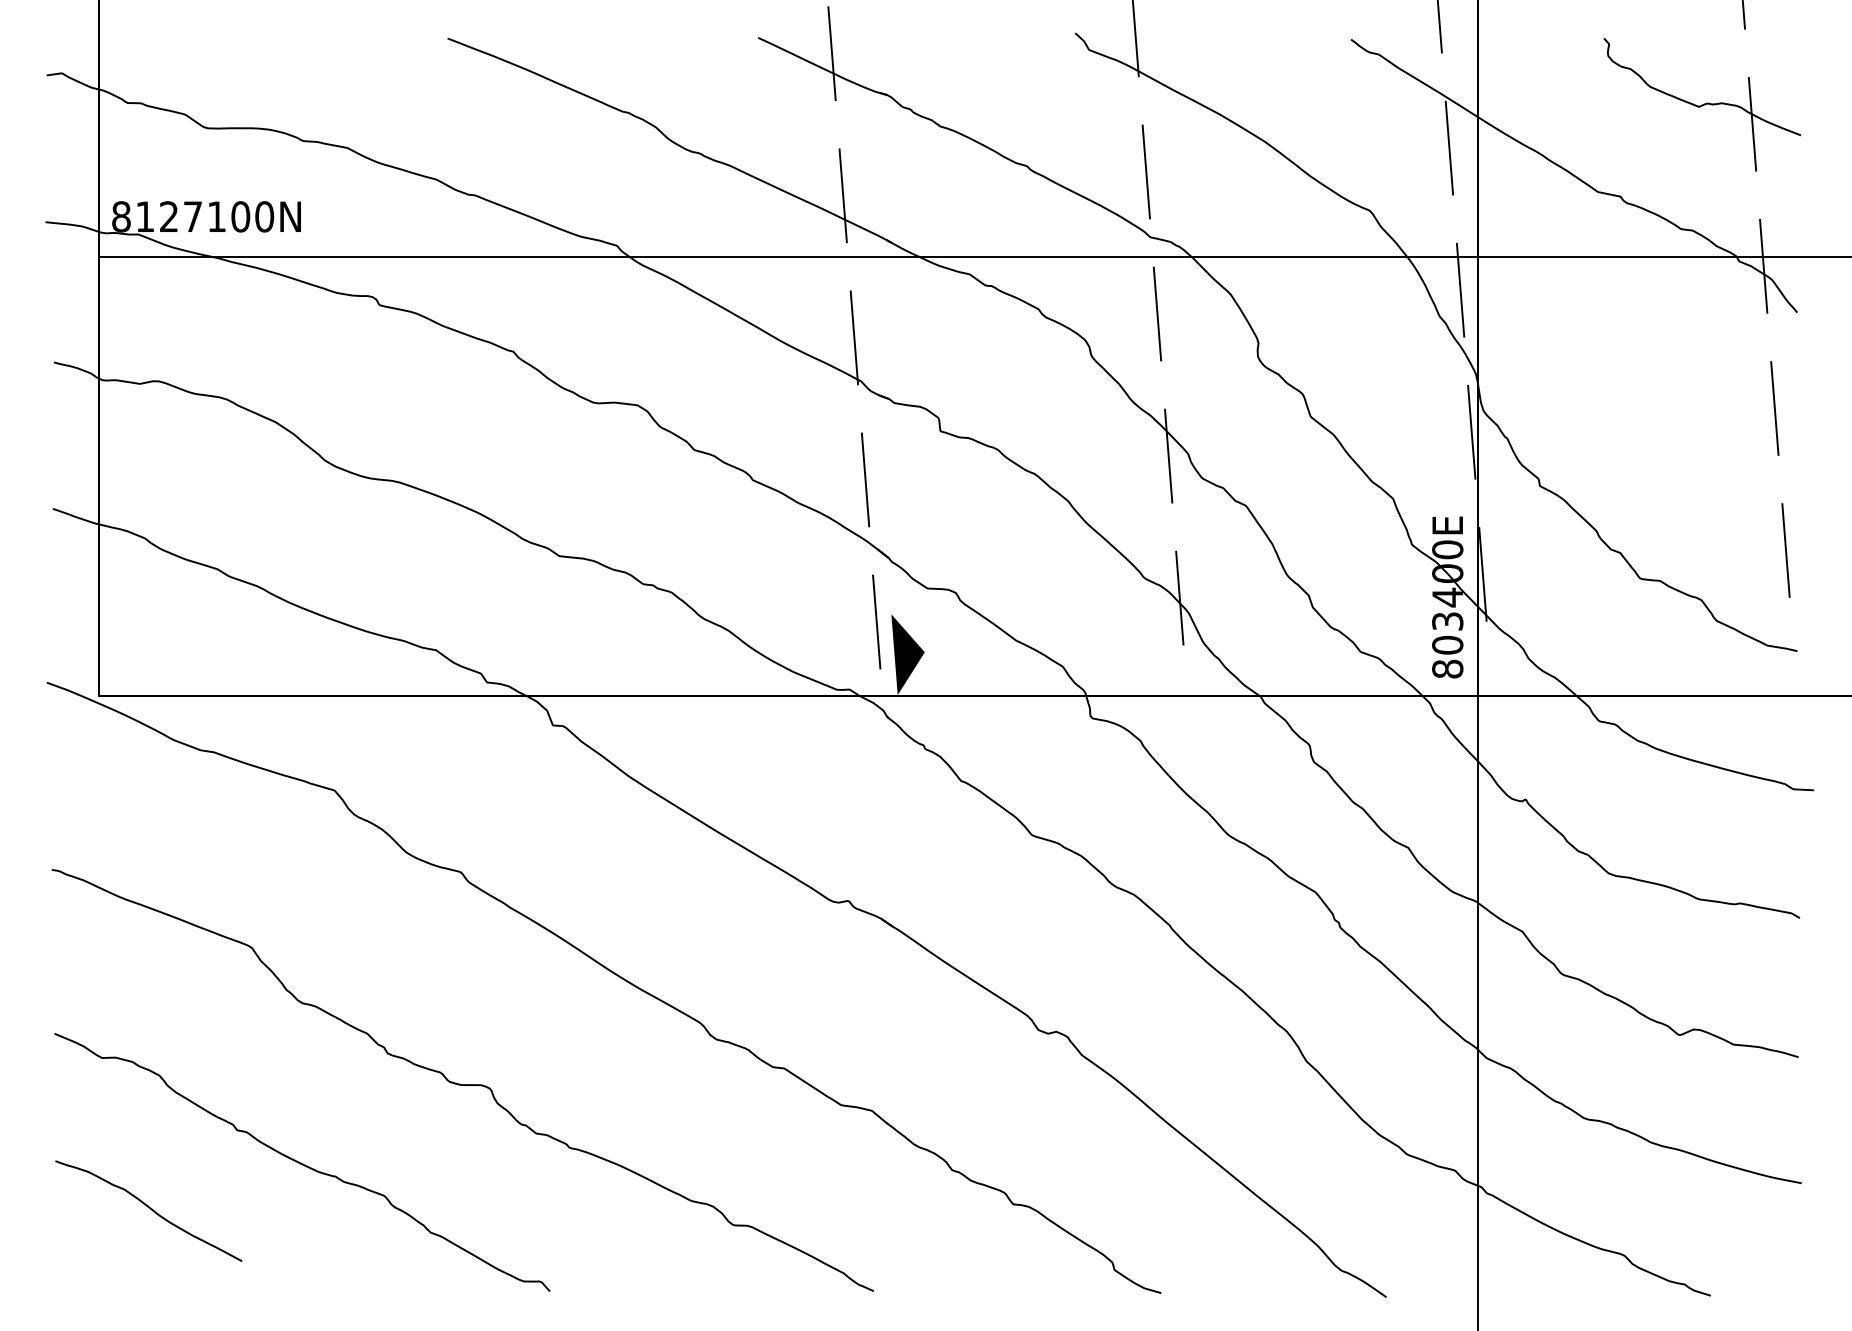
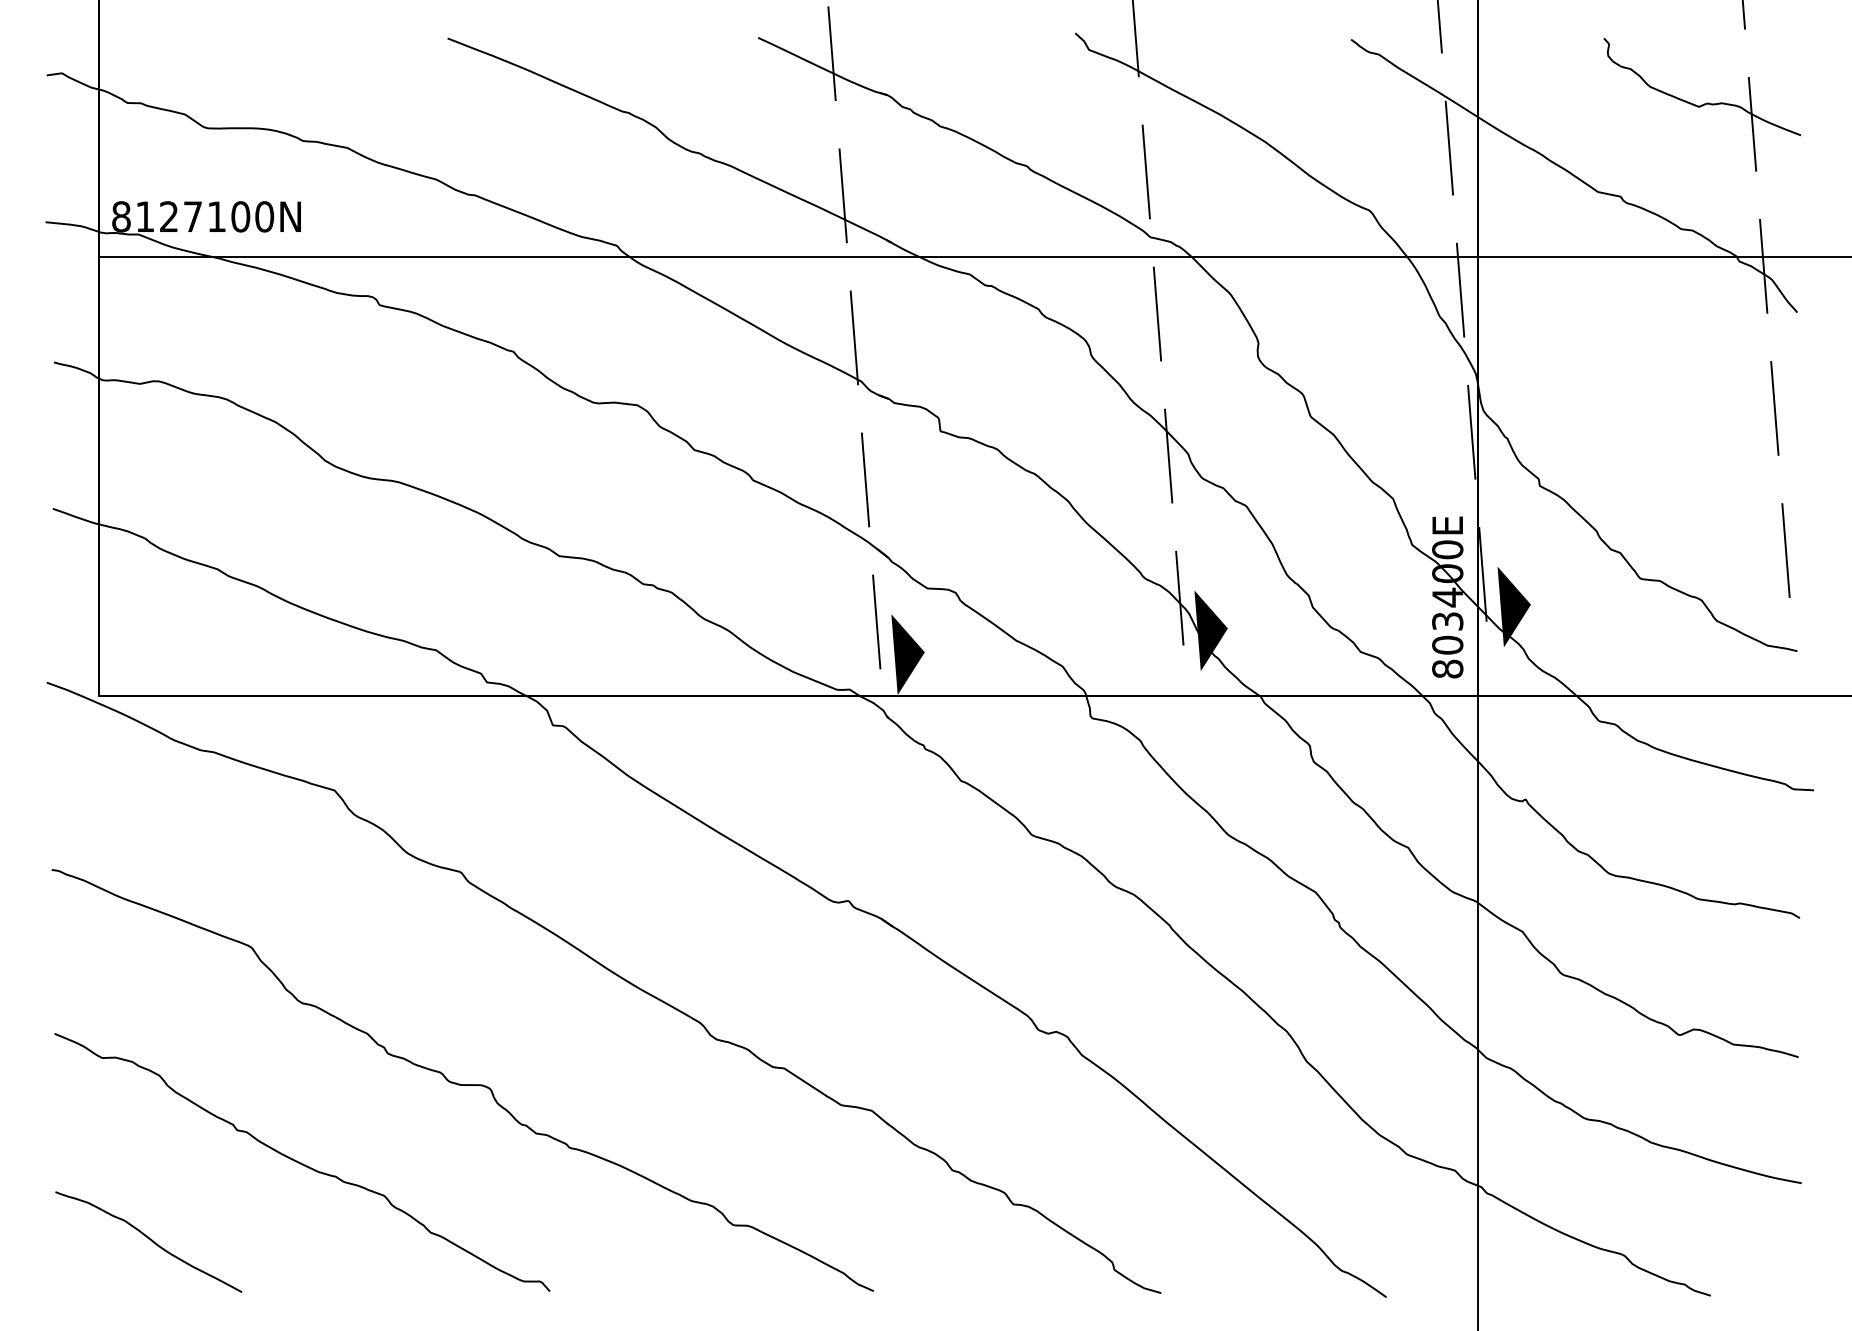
fill: none -> present (1514, 606)
fill: none -> present (1210, 630)
curve position: (148, 1208) -> (148, 1239) (148, 1239)
